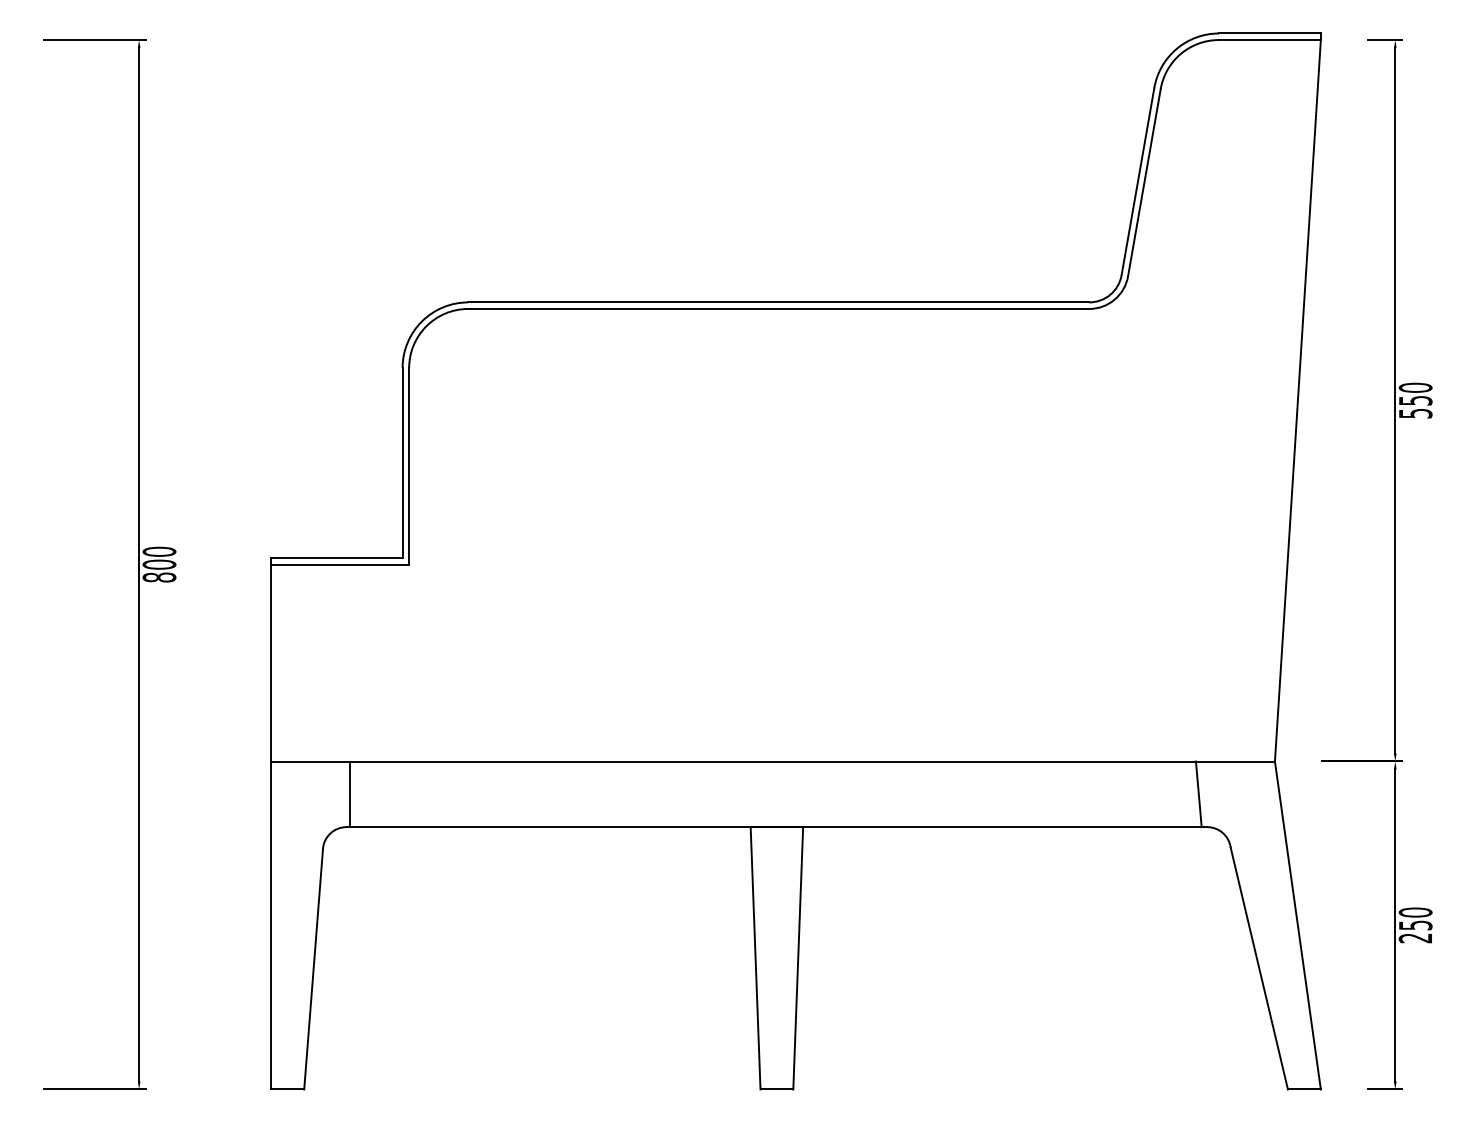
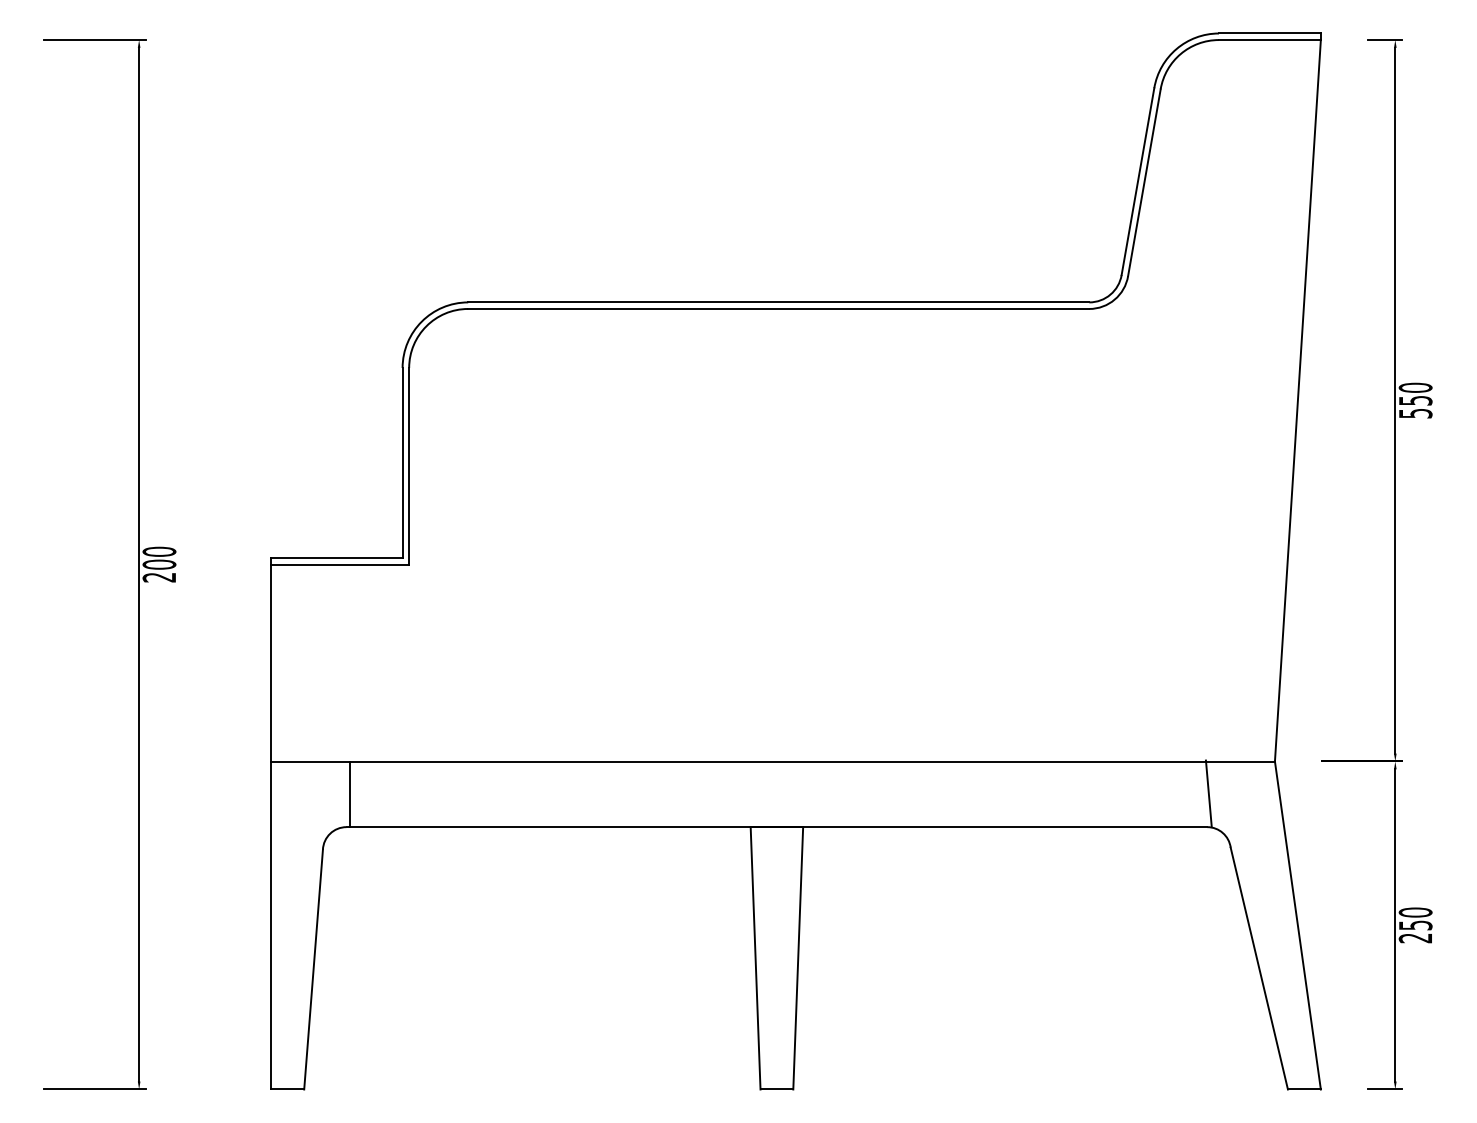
text: 800 -> 200 (159, 577)
line position: (1198, 794) -> (1208, 793) (1208, 793)
